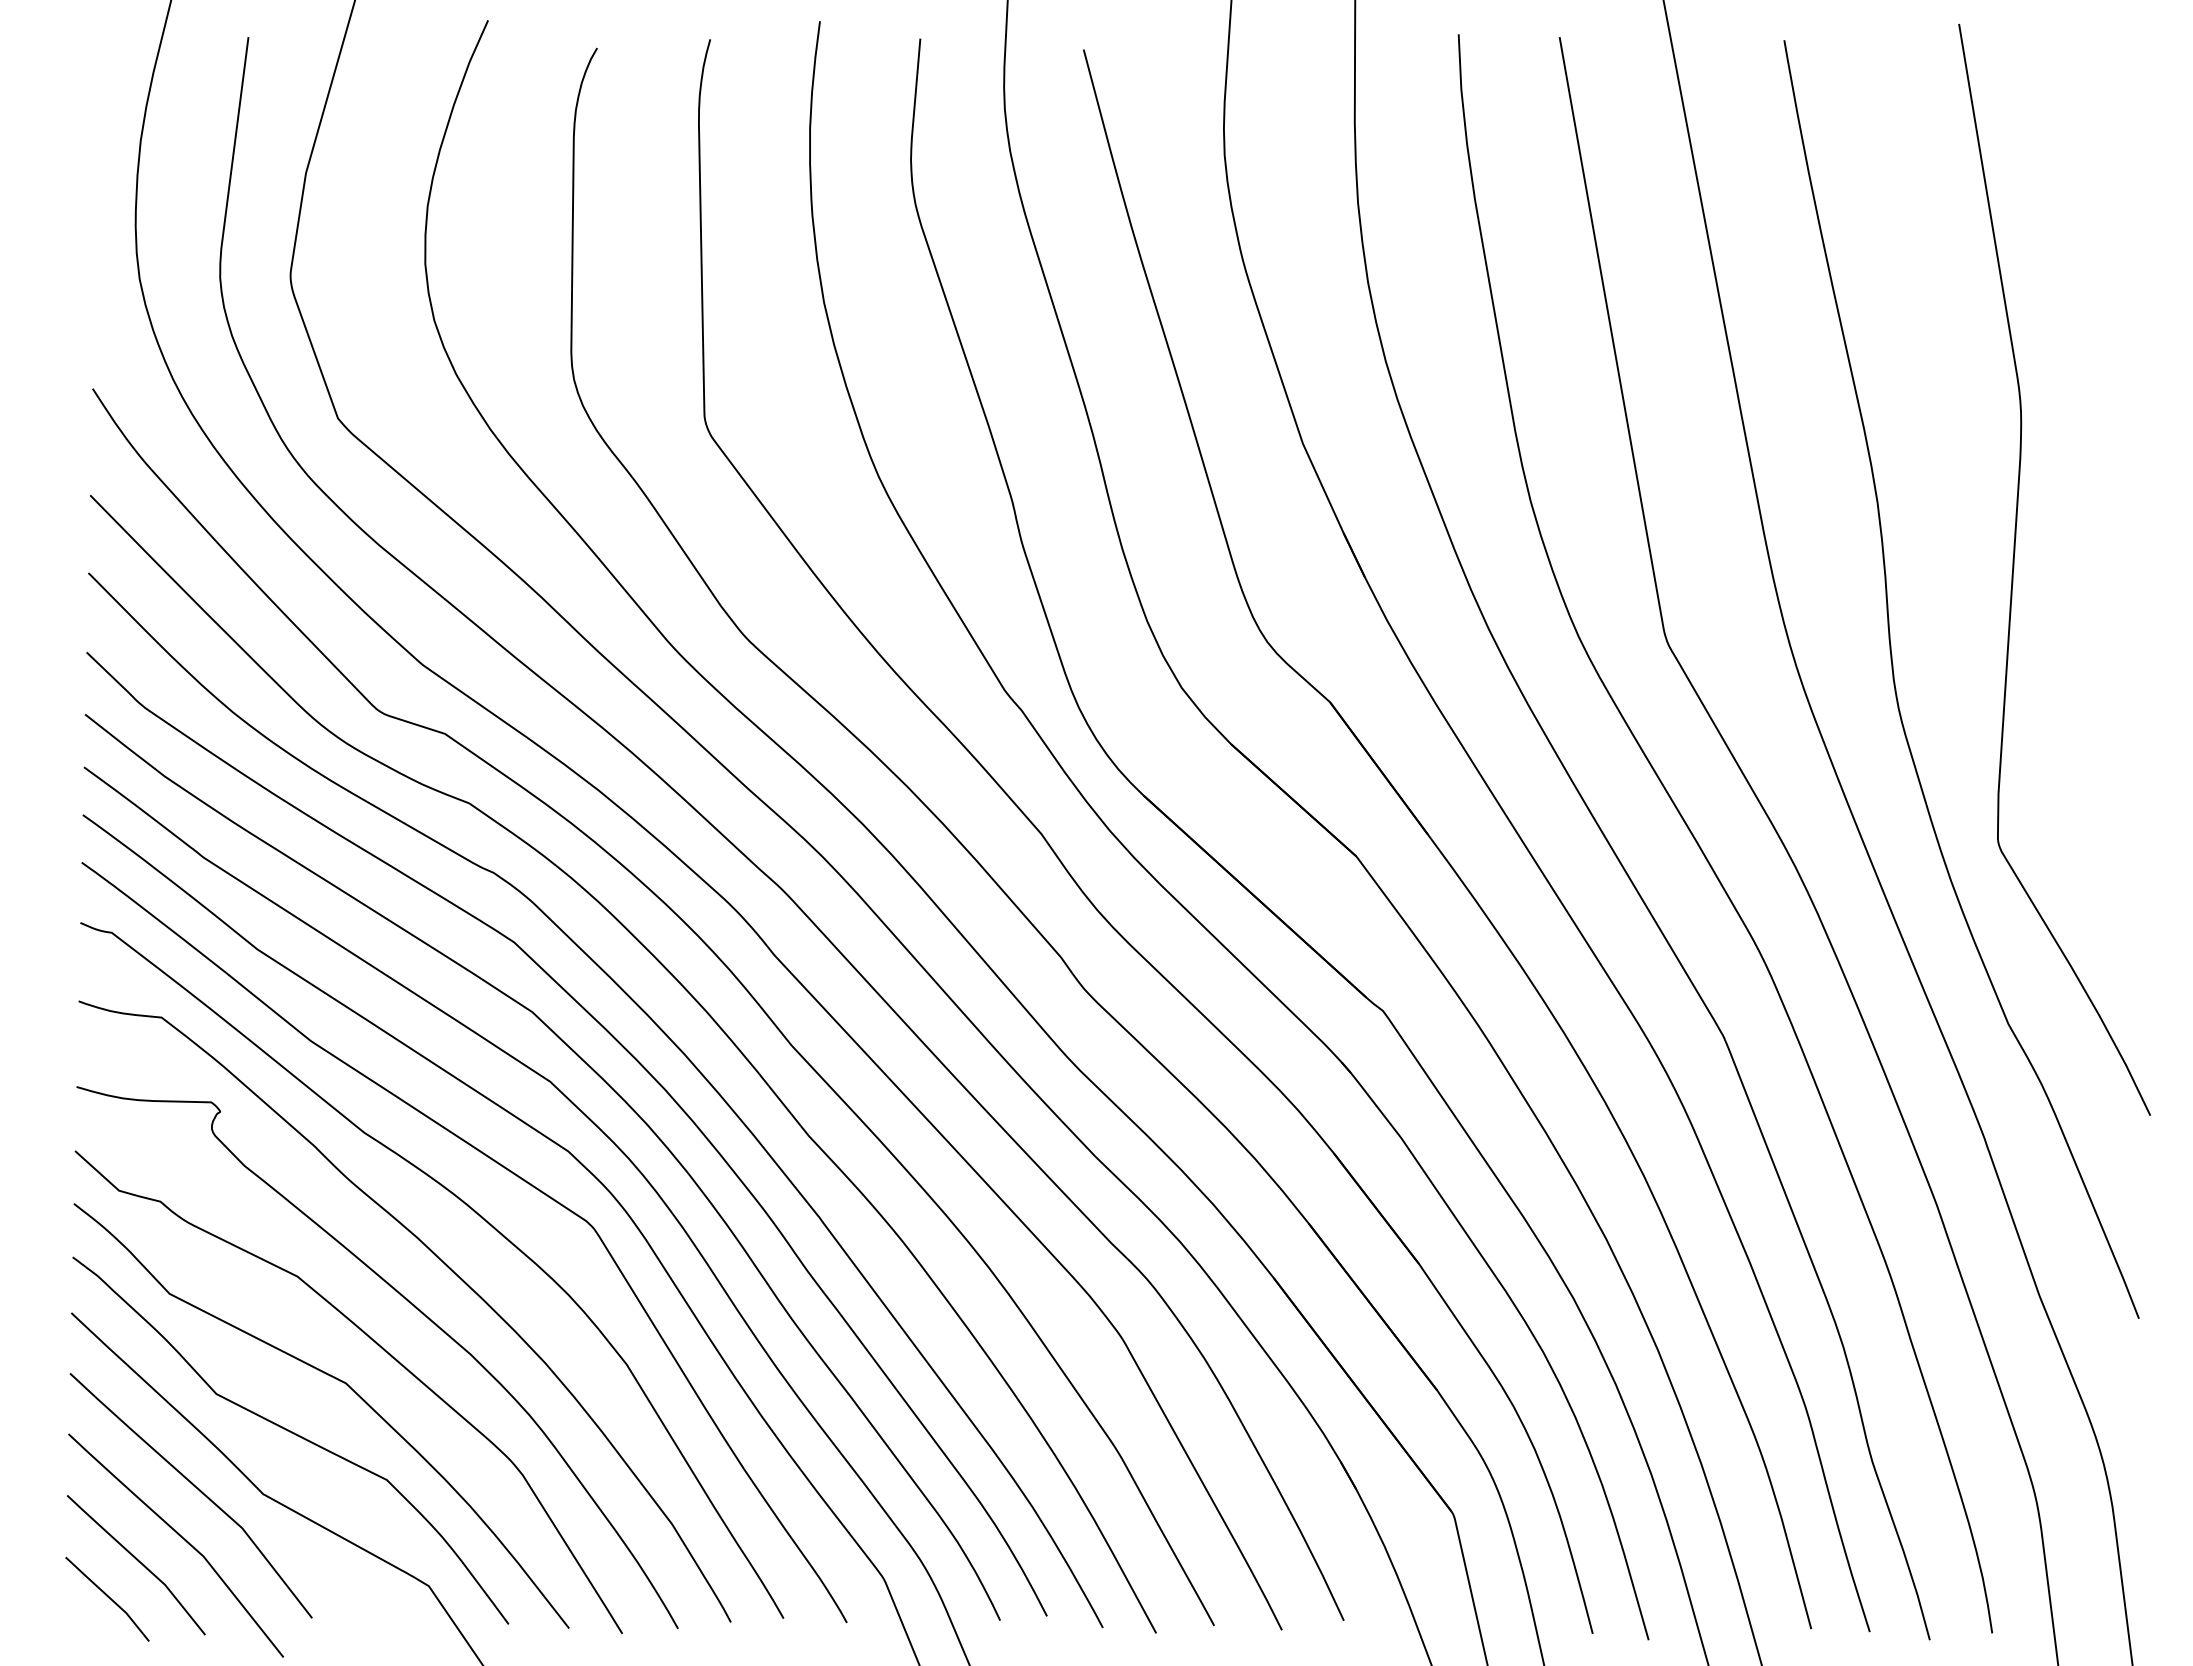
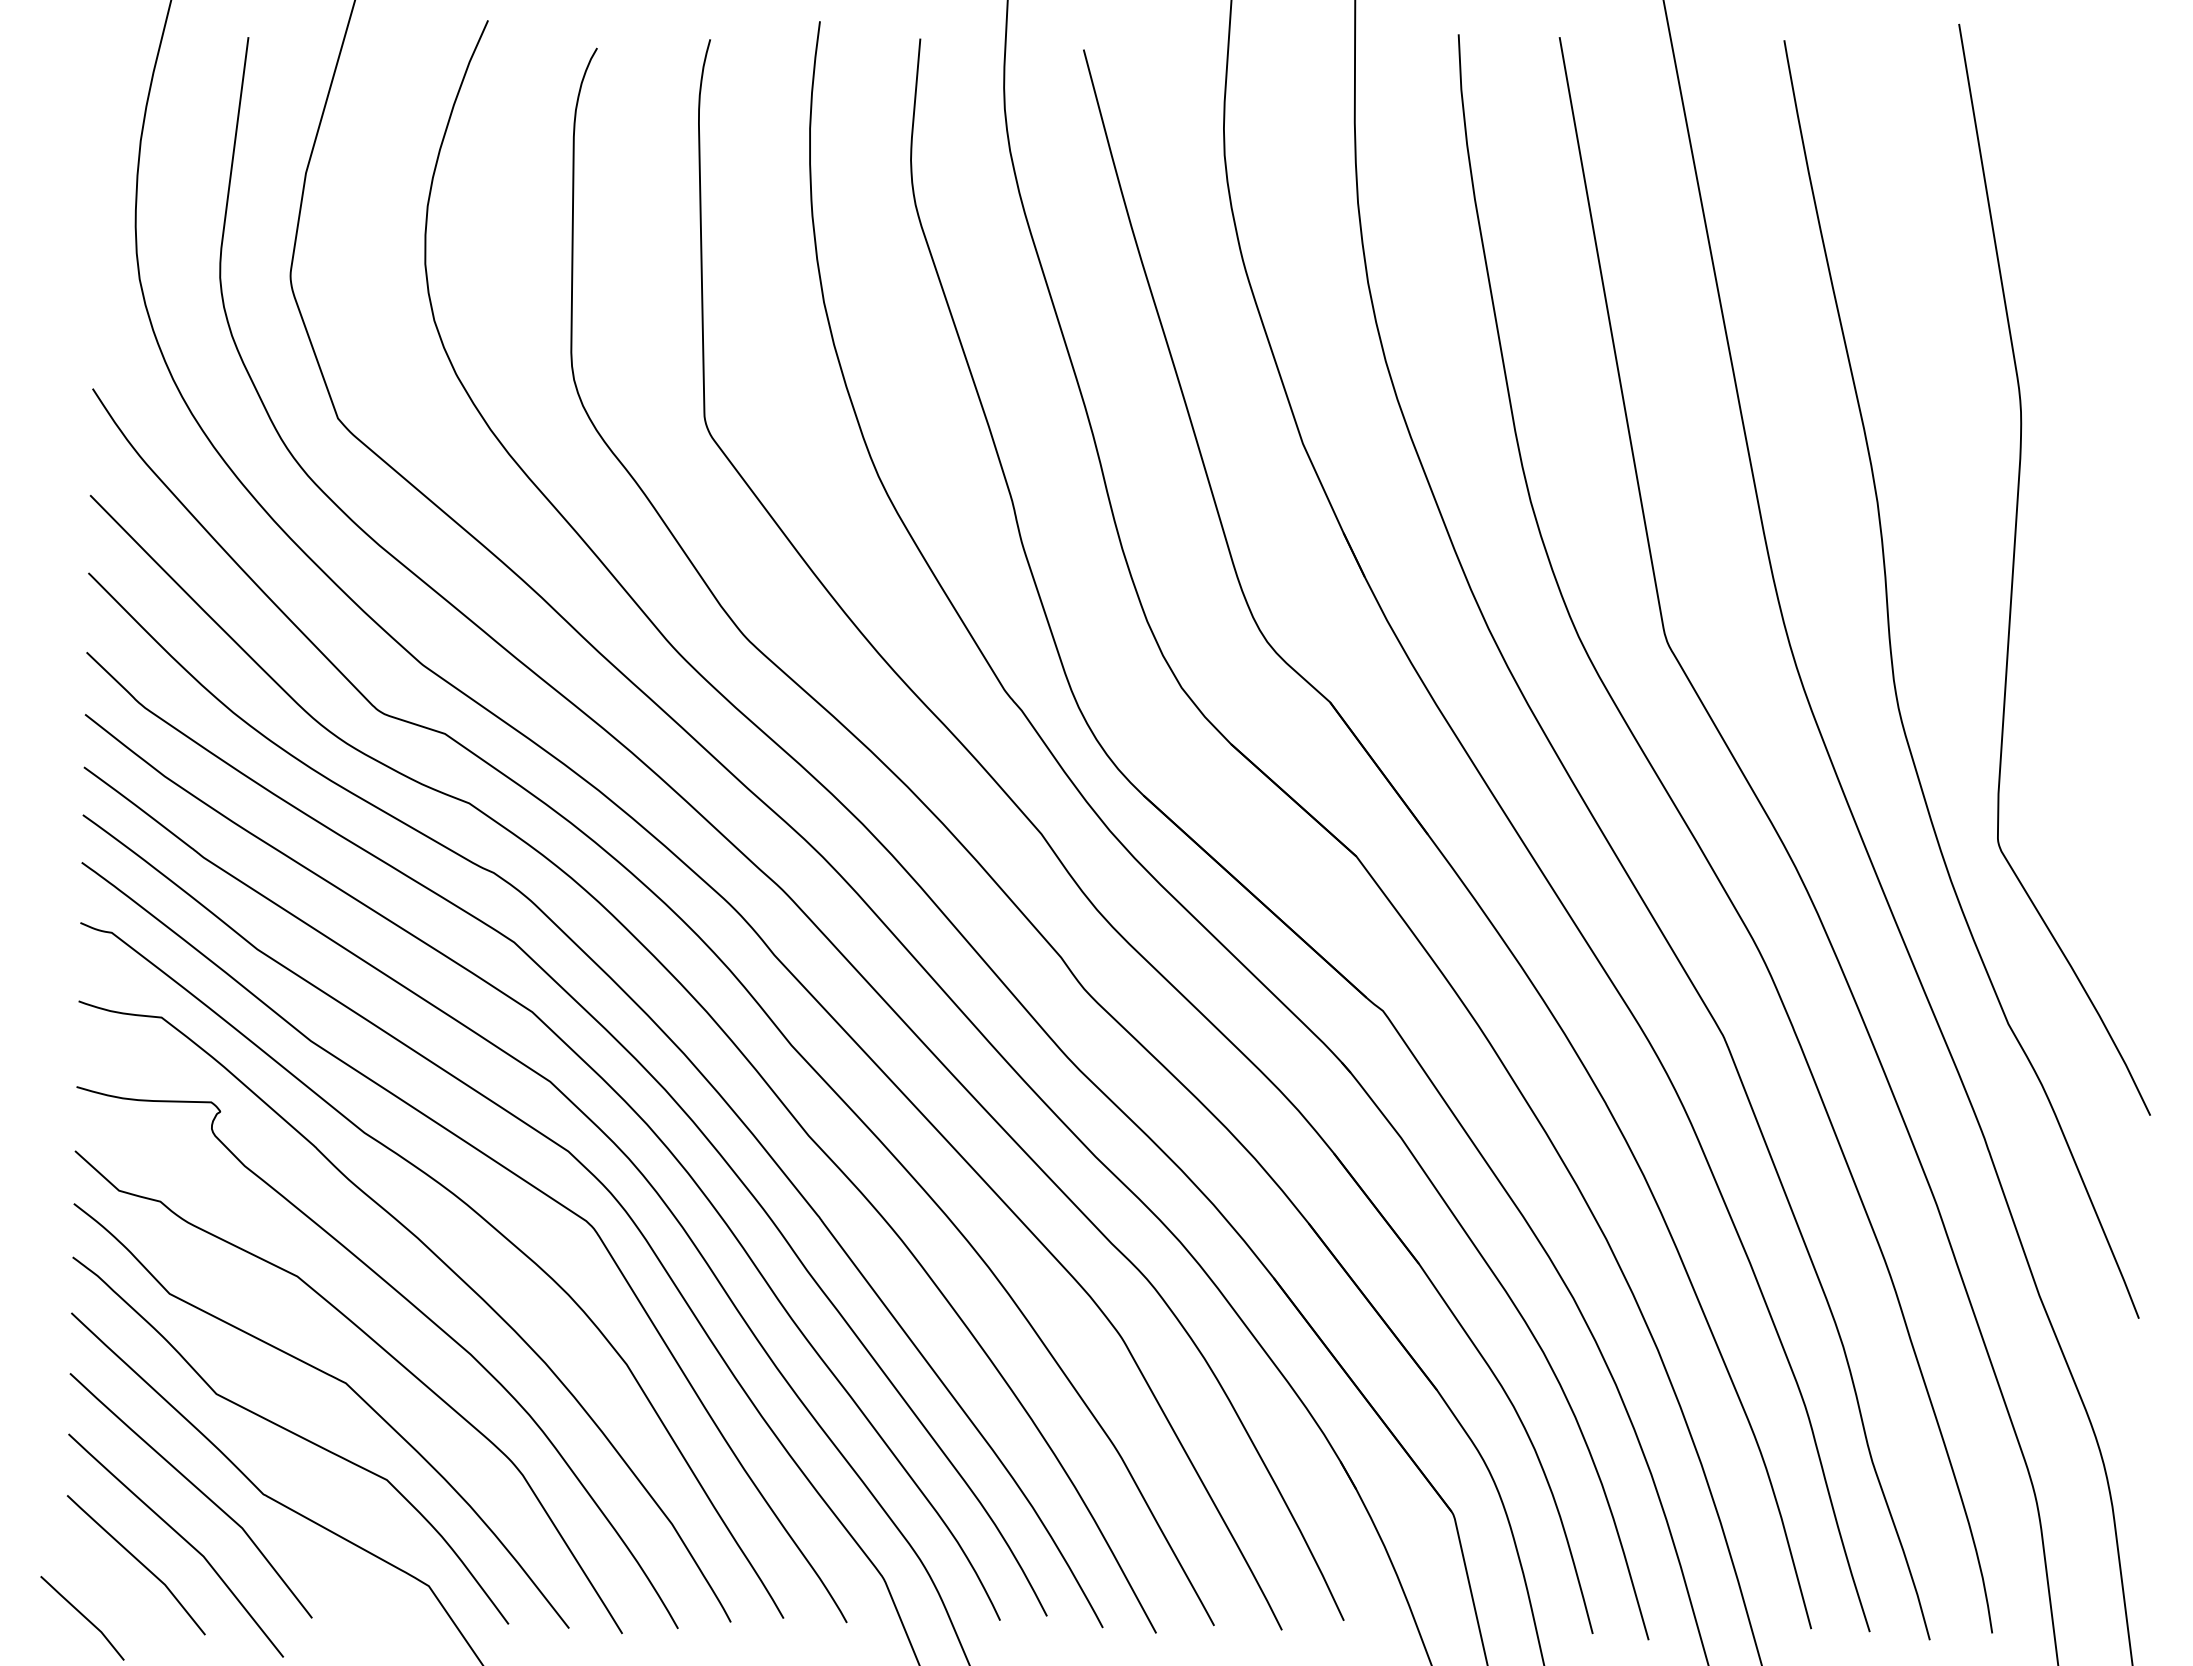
curve position: (108, 1598) -> (83, 1617) (83, 1617)
